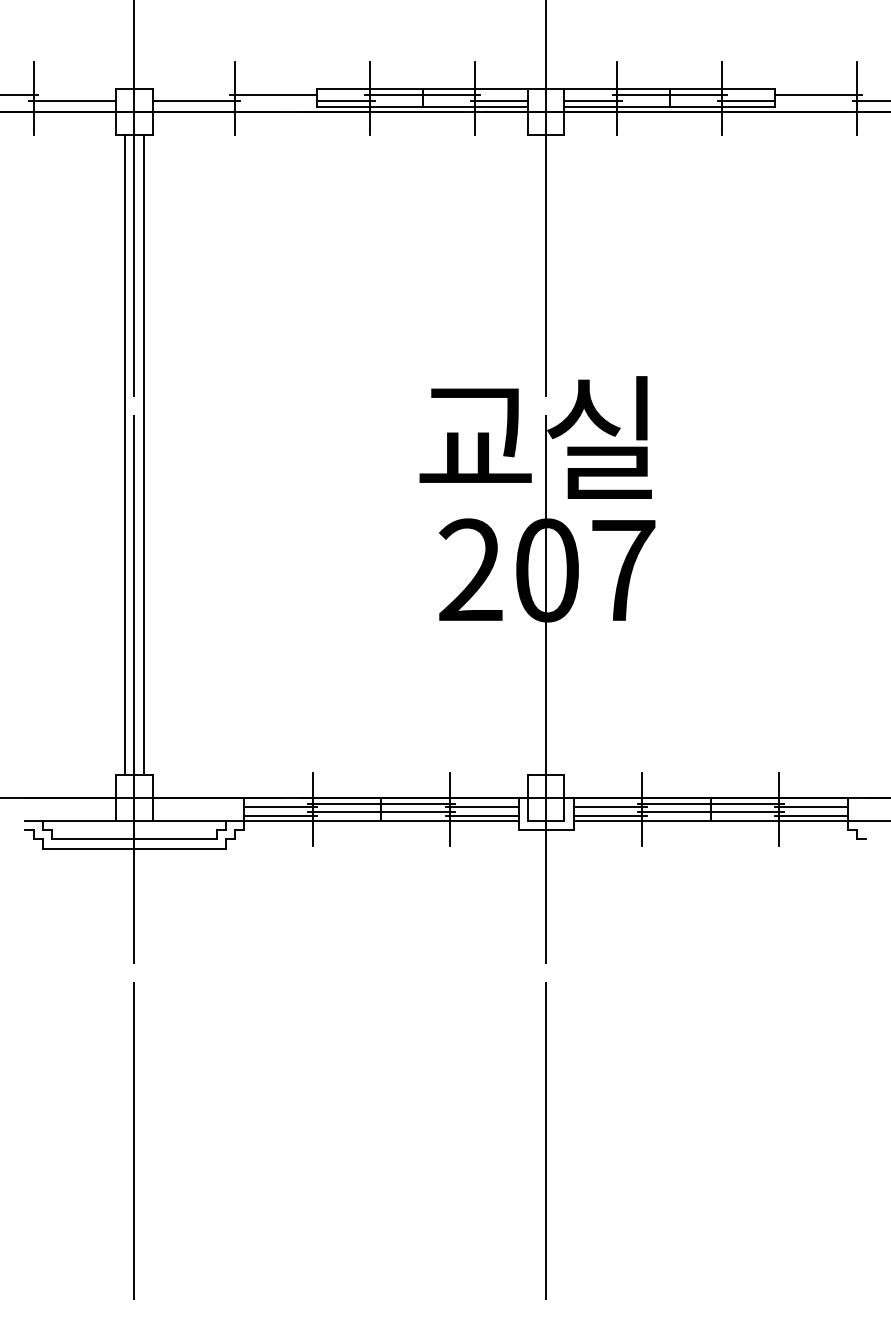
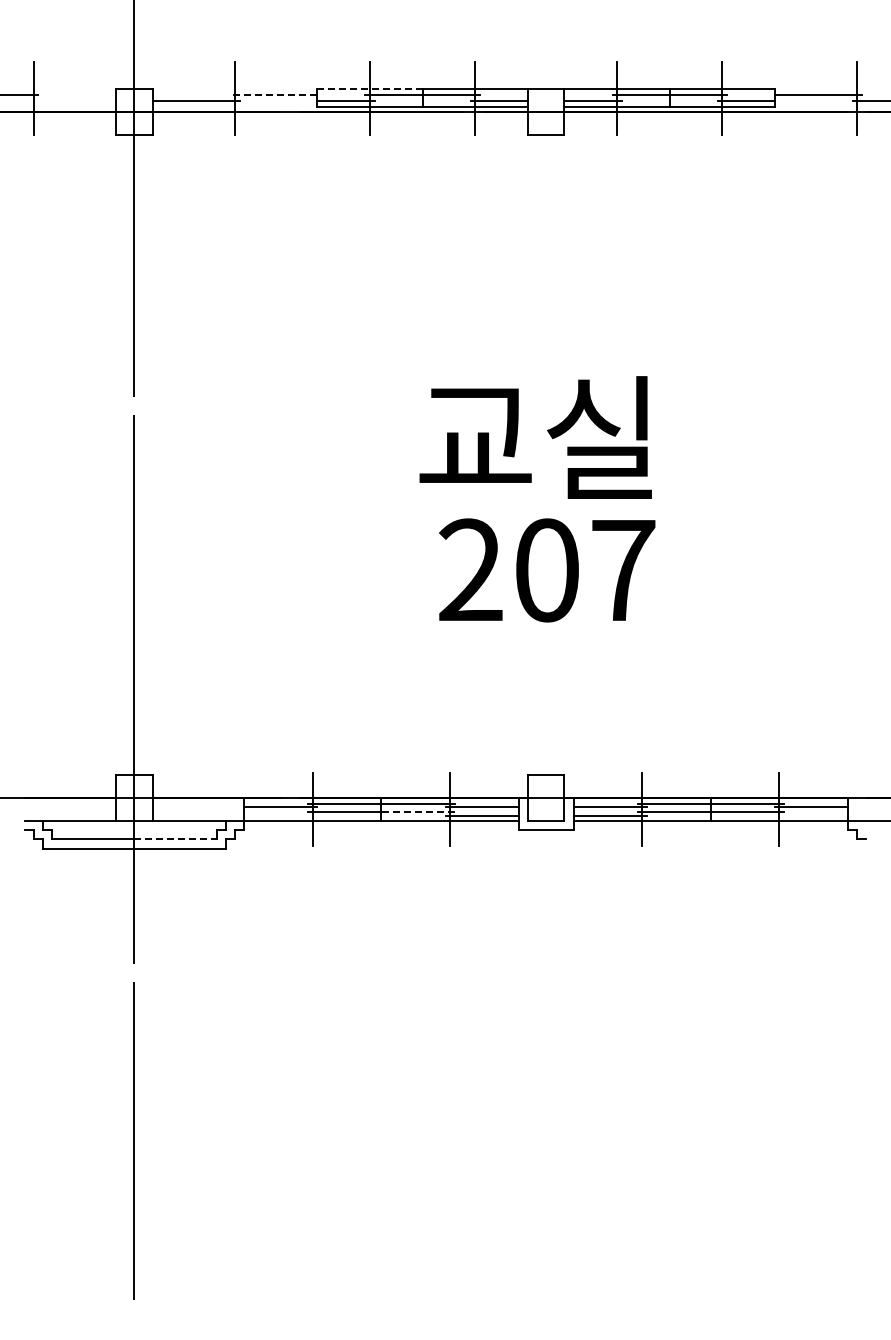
line: solid -> dashed (370, 89)
line: solid -> dashed (273, 95)
line: present -> none (72, 100)
line: present -> none (125, 454)
line: present -> none (143, 454)
line: present -> none (546, 650)
line: solid -> dashed (418, 811)
line: present -> none (280, 815)
line: present -> none (811, 815)
line: solid -> dashed (176, 839)
